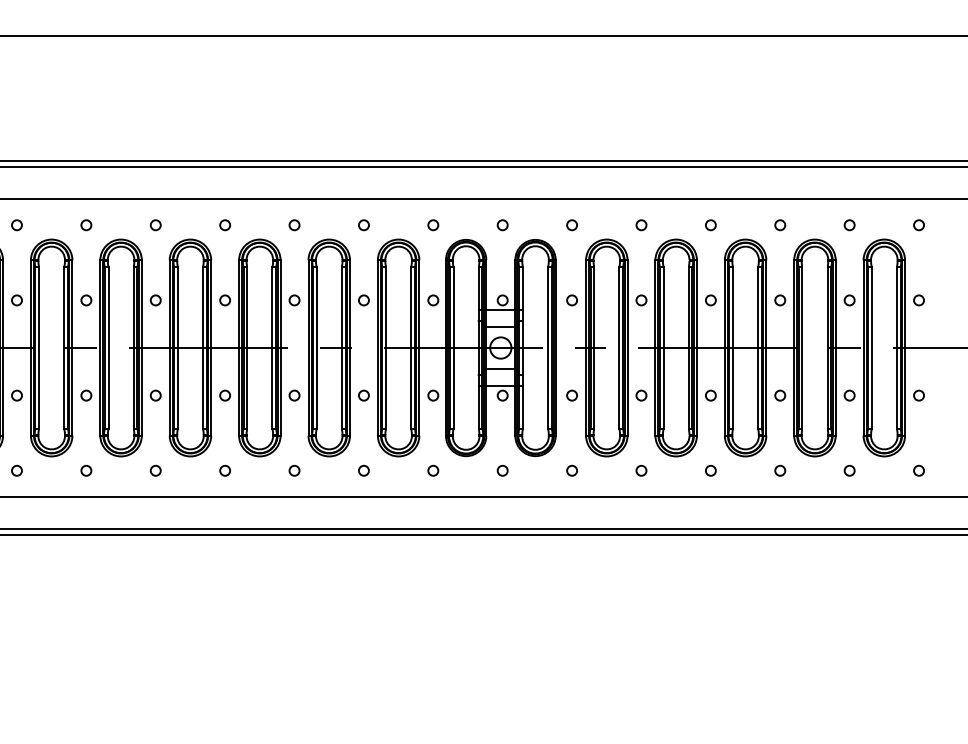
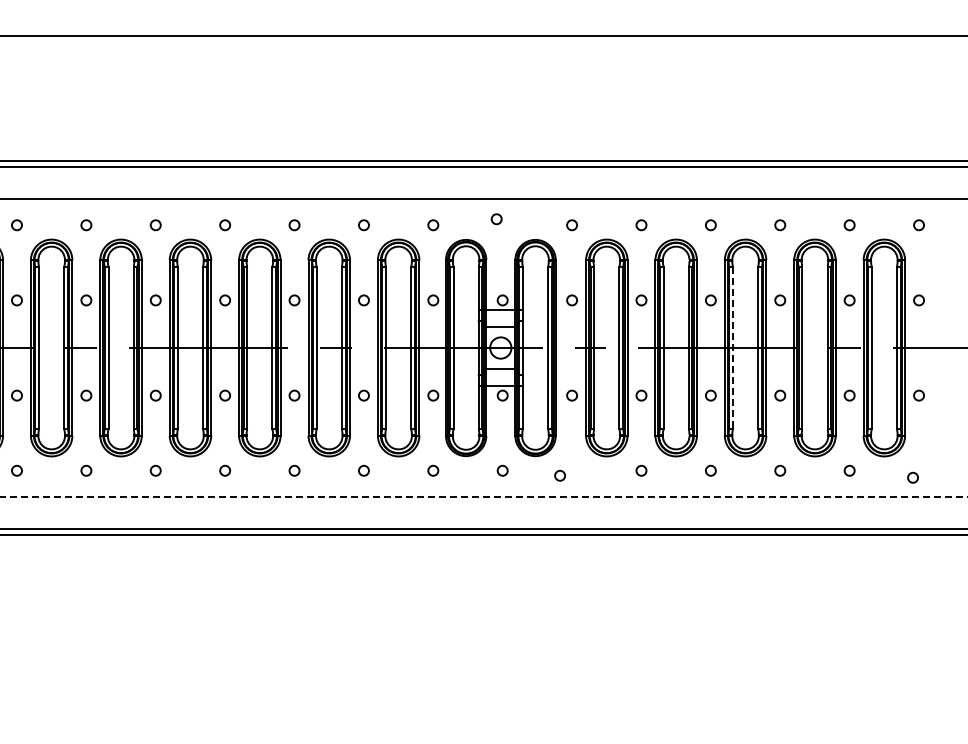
circle position: (502, 225) -> (496, 219) (496, 219)
line: solid -> dashed (733, 348)
circle position: (571, 470) -> (559, 475) (559, 475)
circle position: (918, 470) -> (912, 477) (912, 477)
line: solid -> dashed (484, 497)
